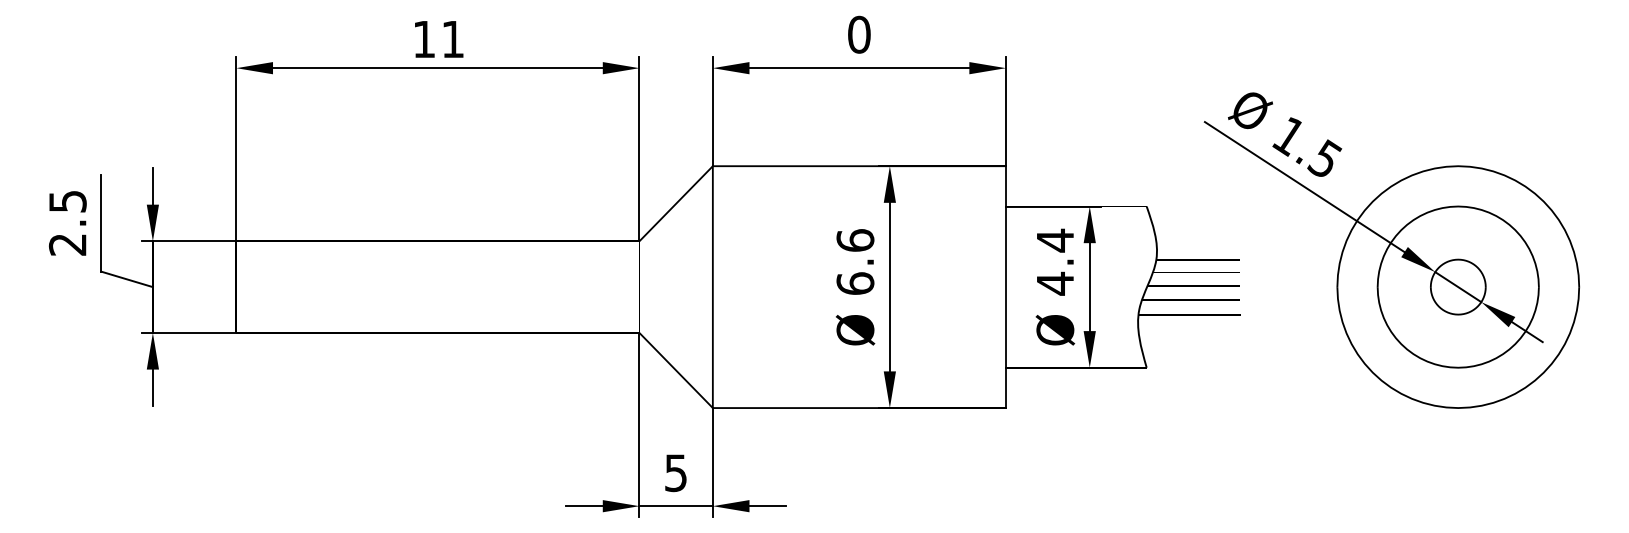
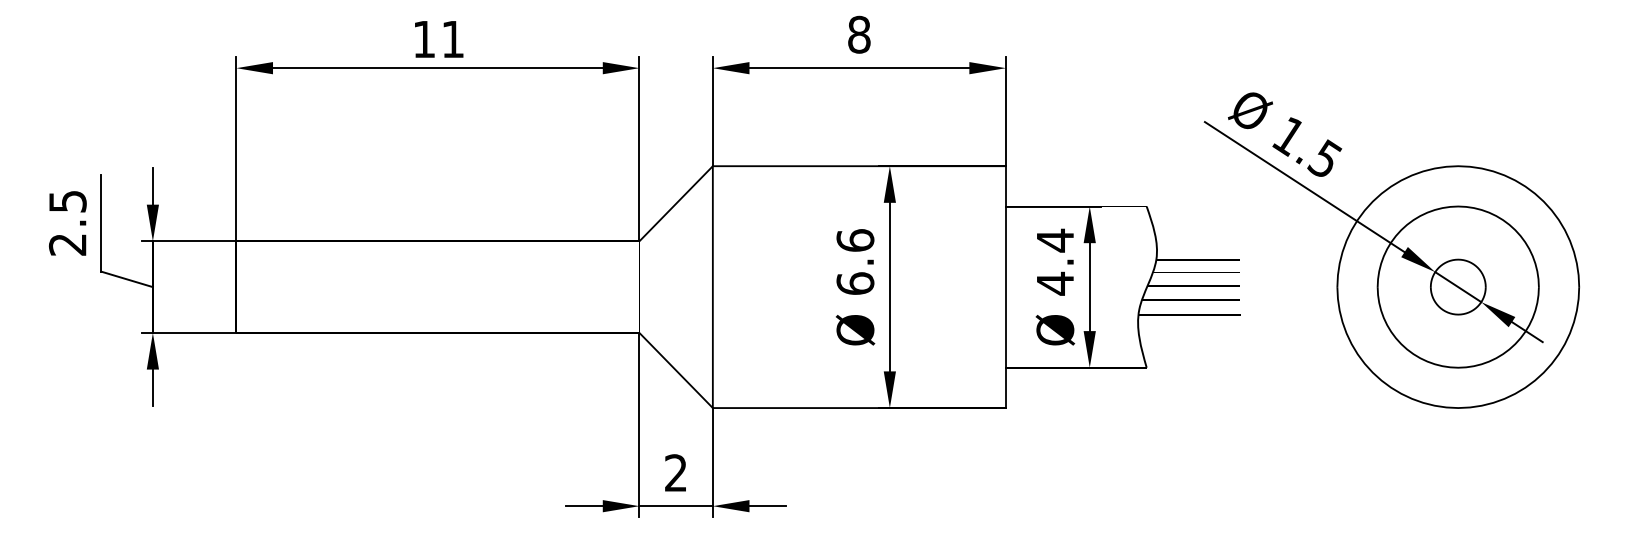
text: 0 -> 8 (859, 34)
text: 5 -> 2 (675, 473)
